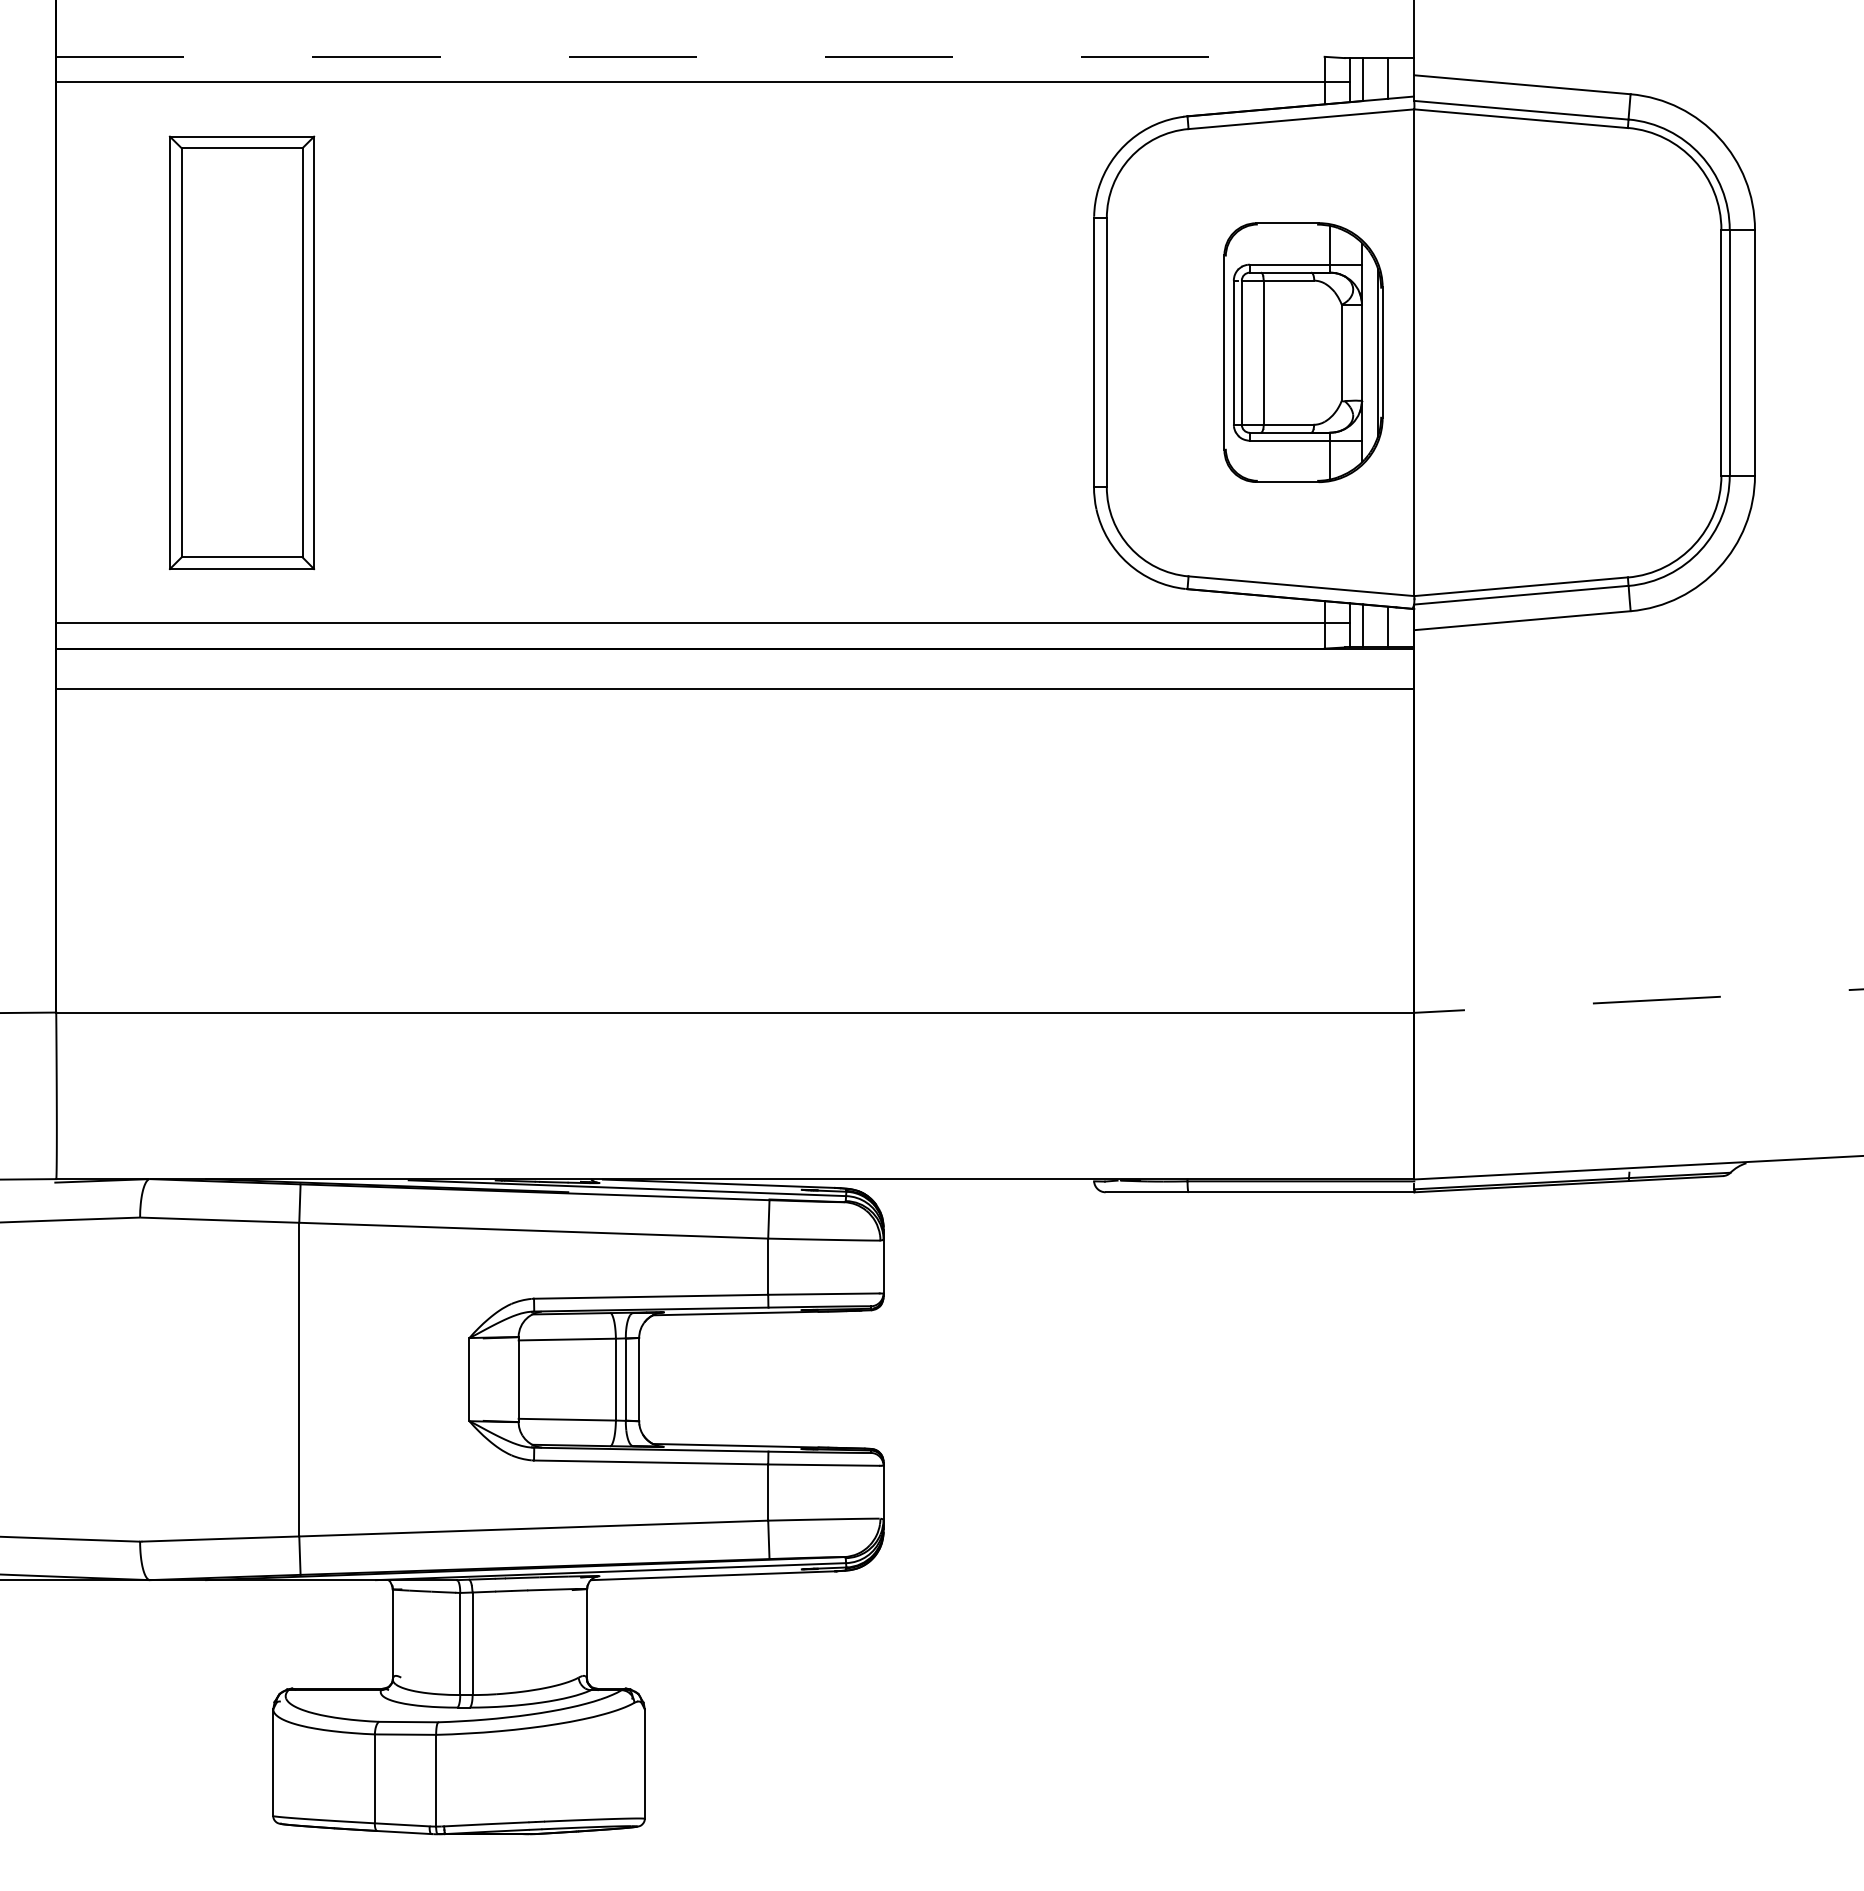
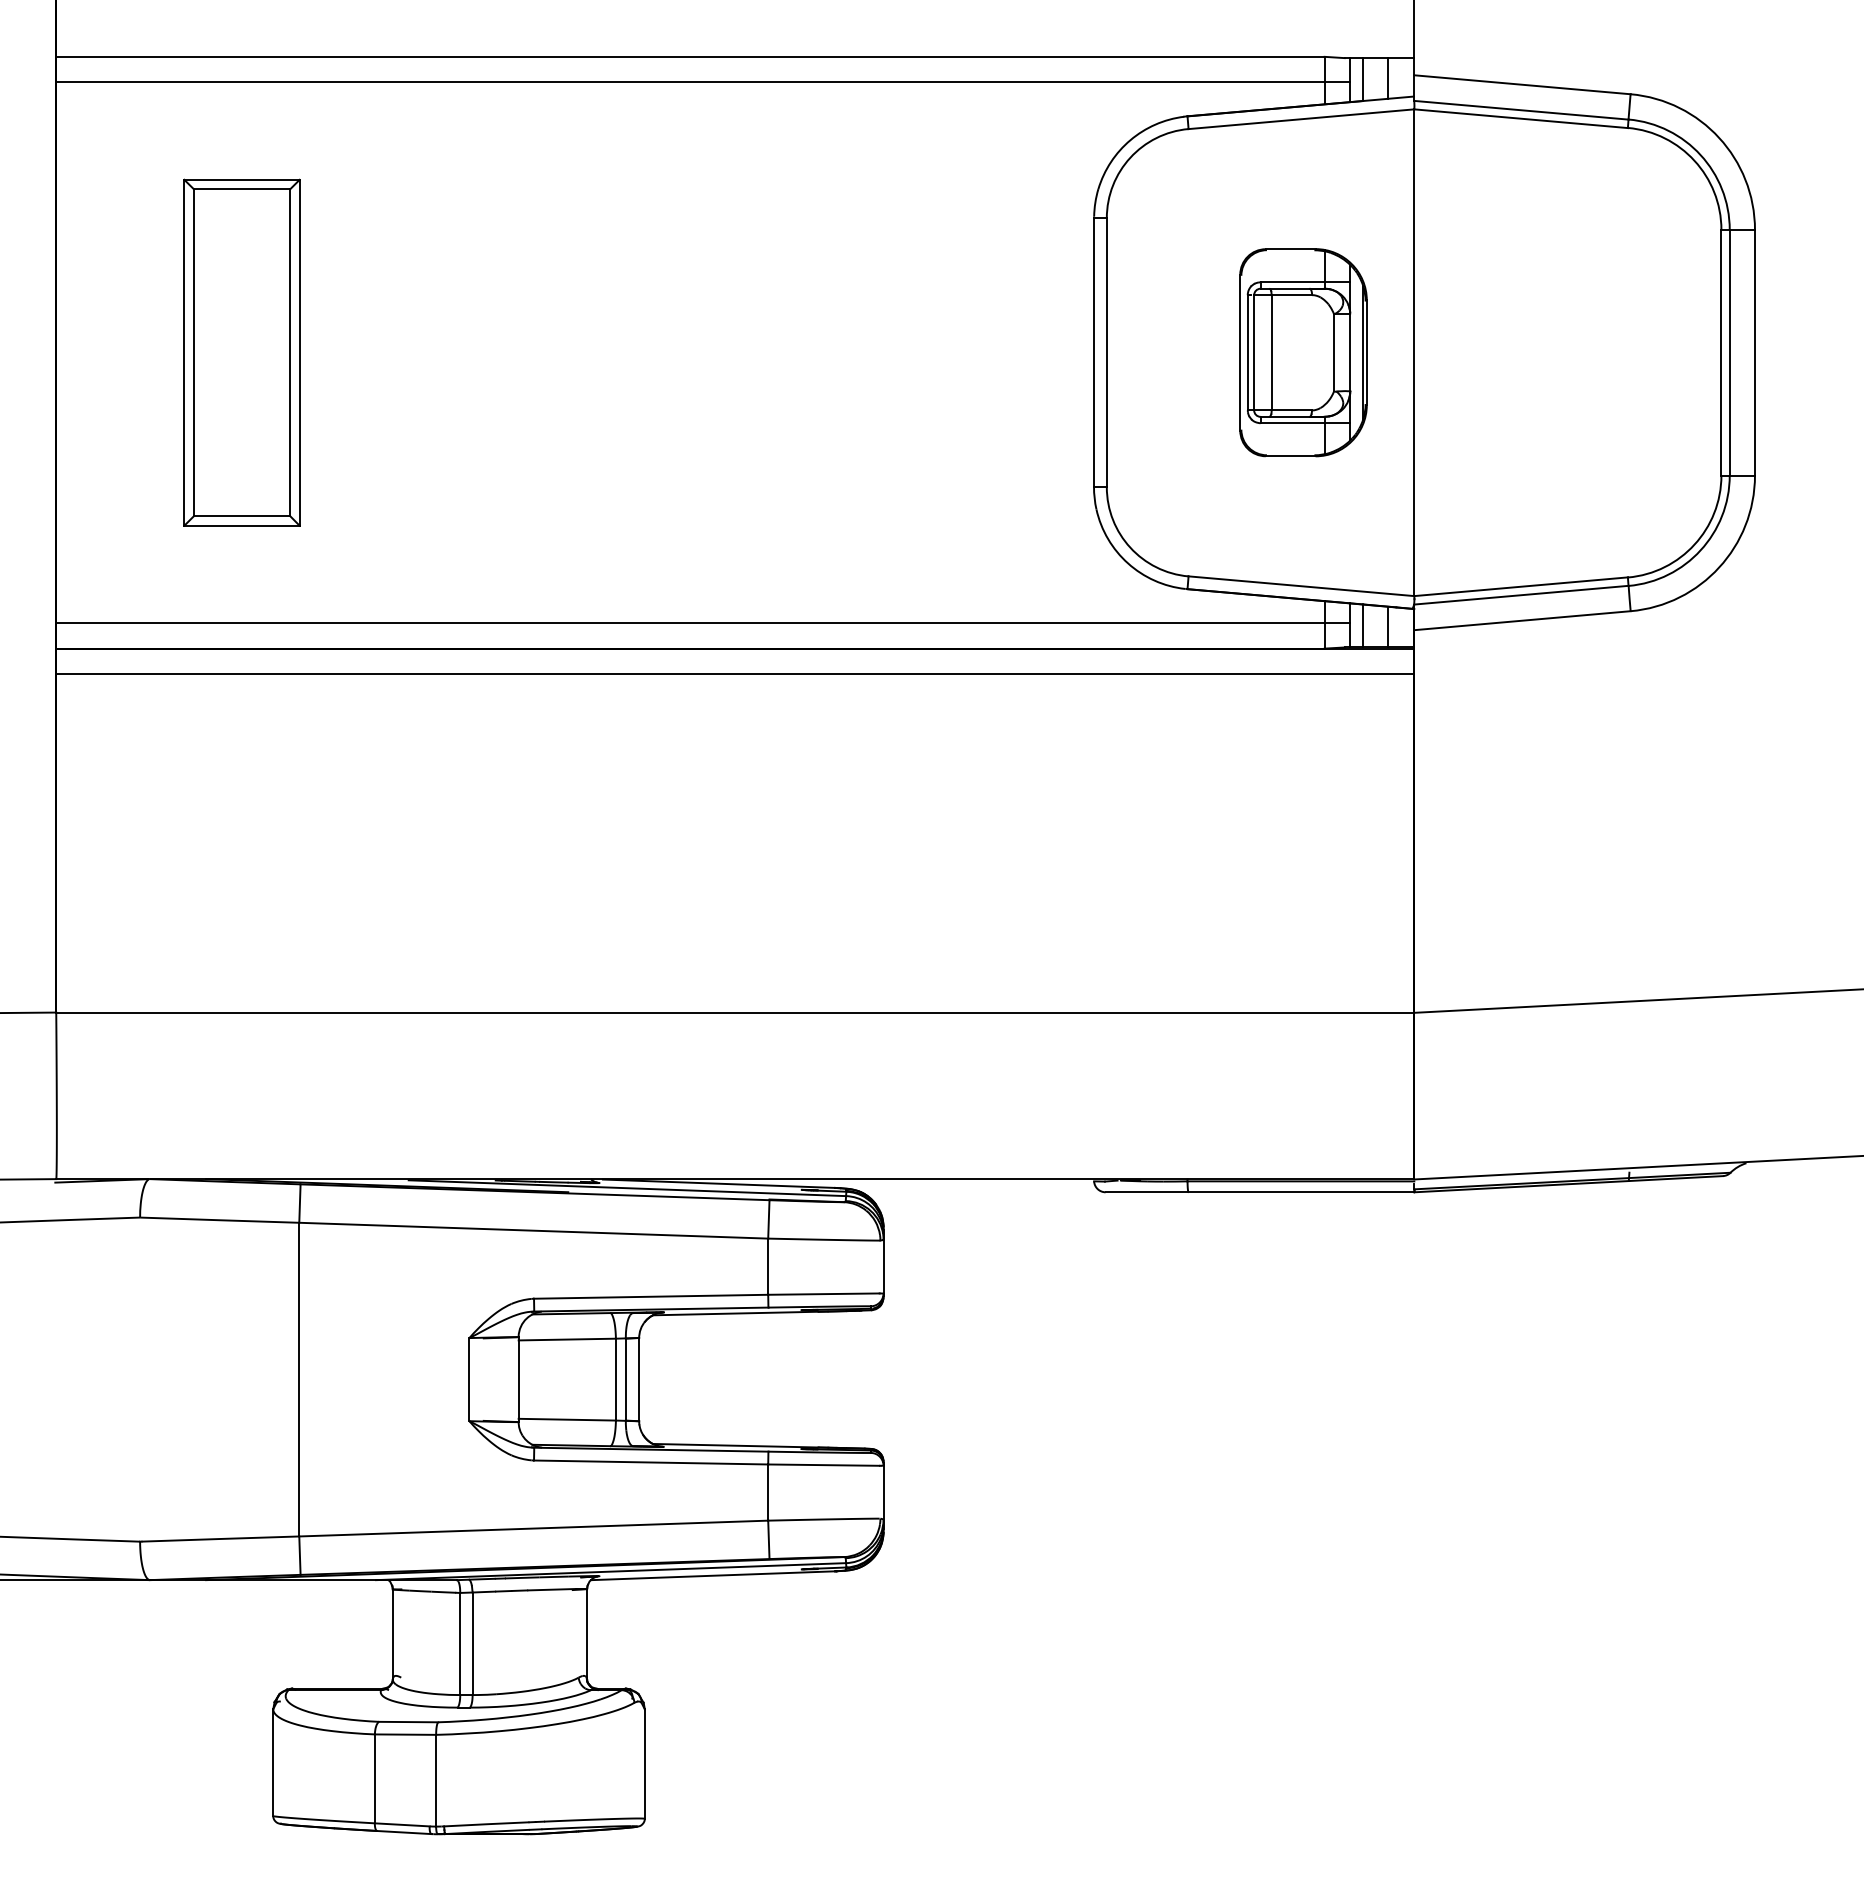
line: dashed -> solid (690, 56)
part size: 148x436 px -> 118x349 px (241, 352)
part size: 161x261 px -> 129x210 px (1303, 352)
line position: (735, 689) -> (735, 674) (735, 674)
line: dashed -> solid (1638, 1001)
